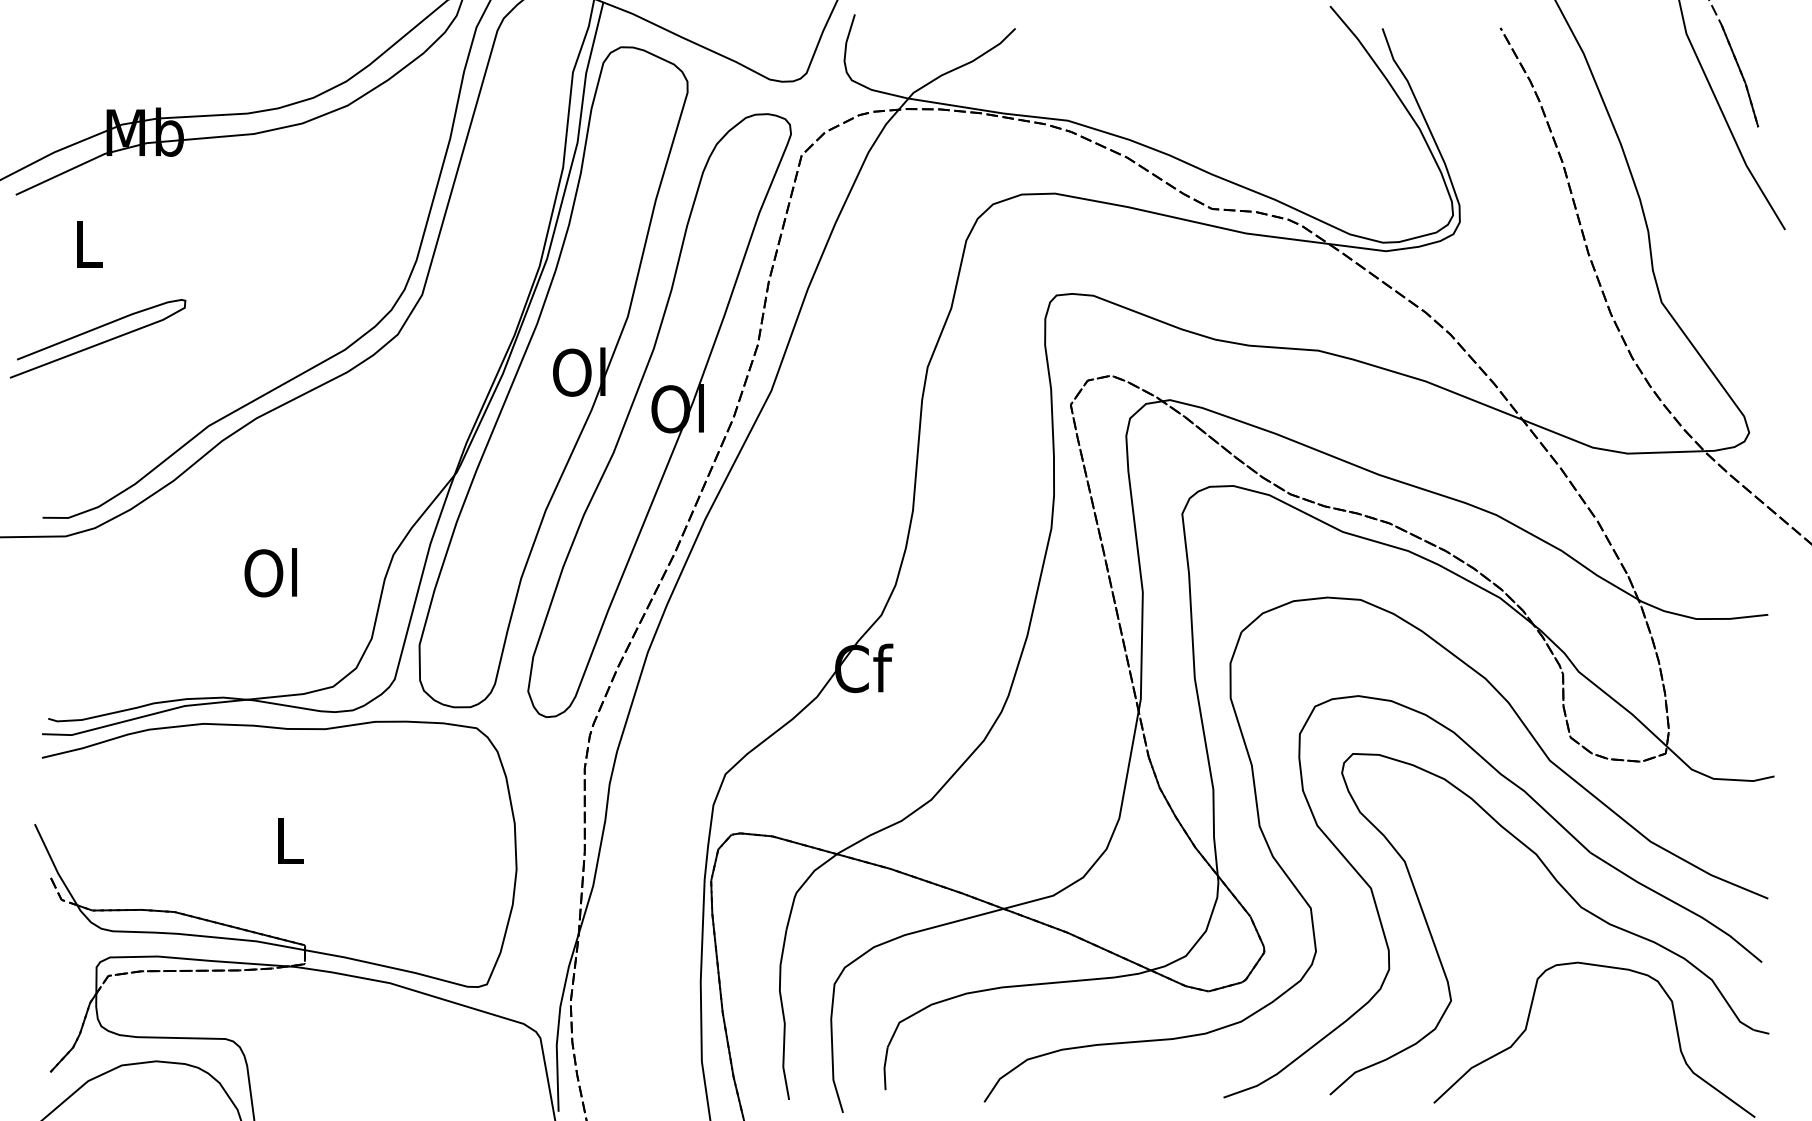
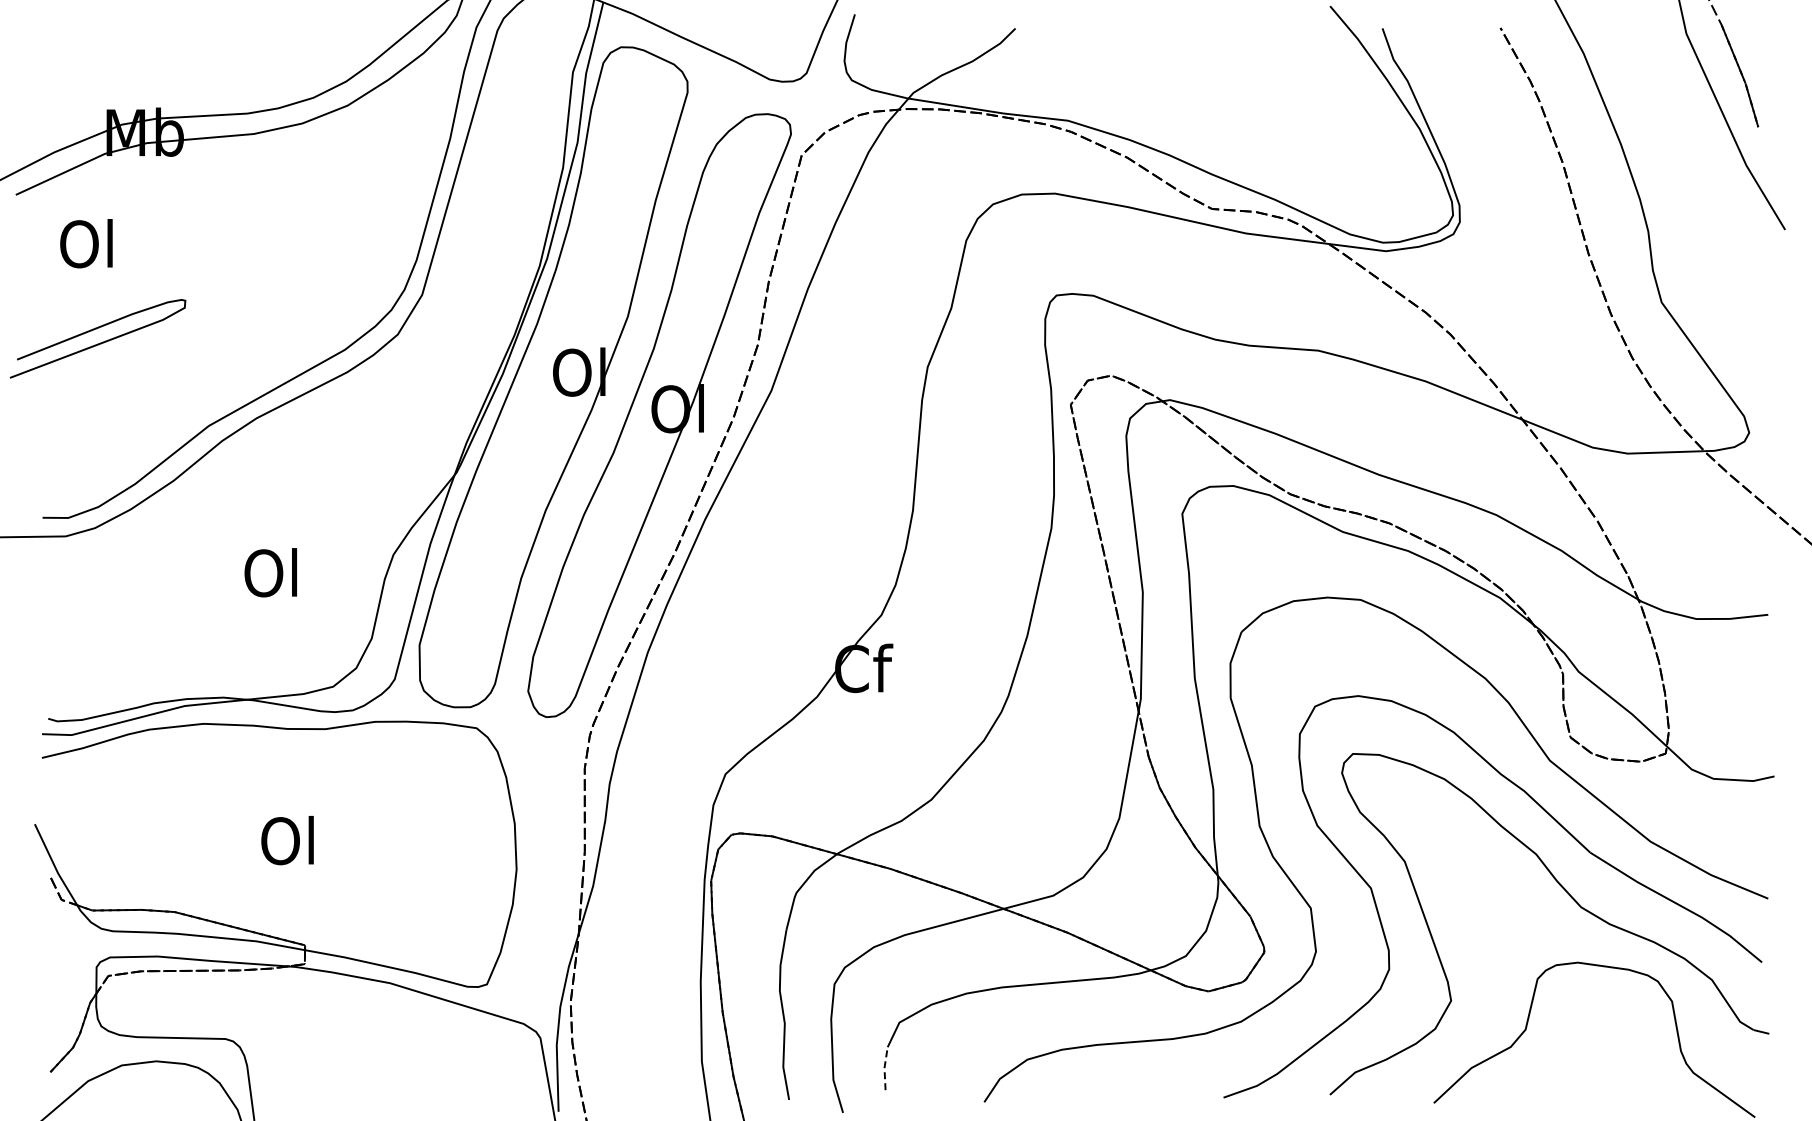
text: L -> Ol (86, 243)
text: L -> Ol (287, 840)
line: solid -> dashed (884, 1068)
